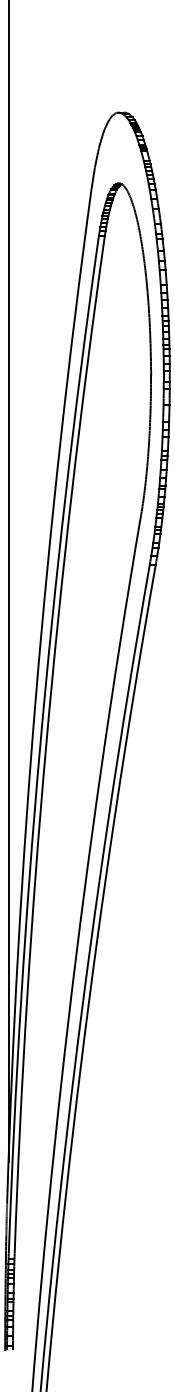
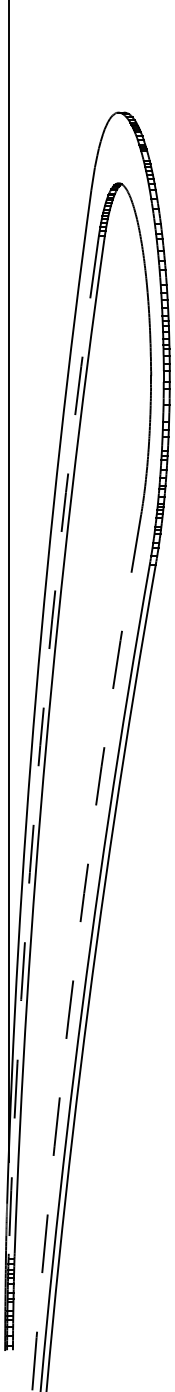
arc: solid -> dashed (40, 745)
arc: solid -> dashed (76, 952)
